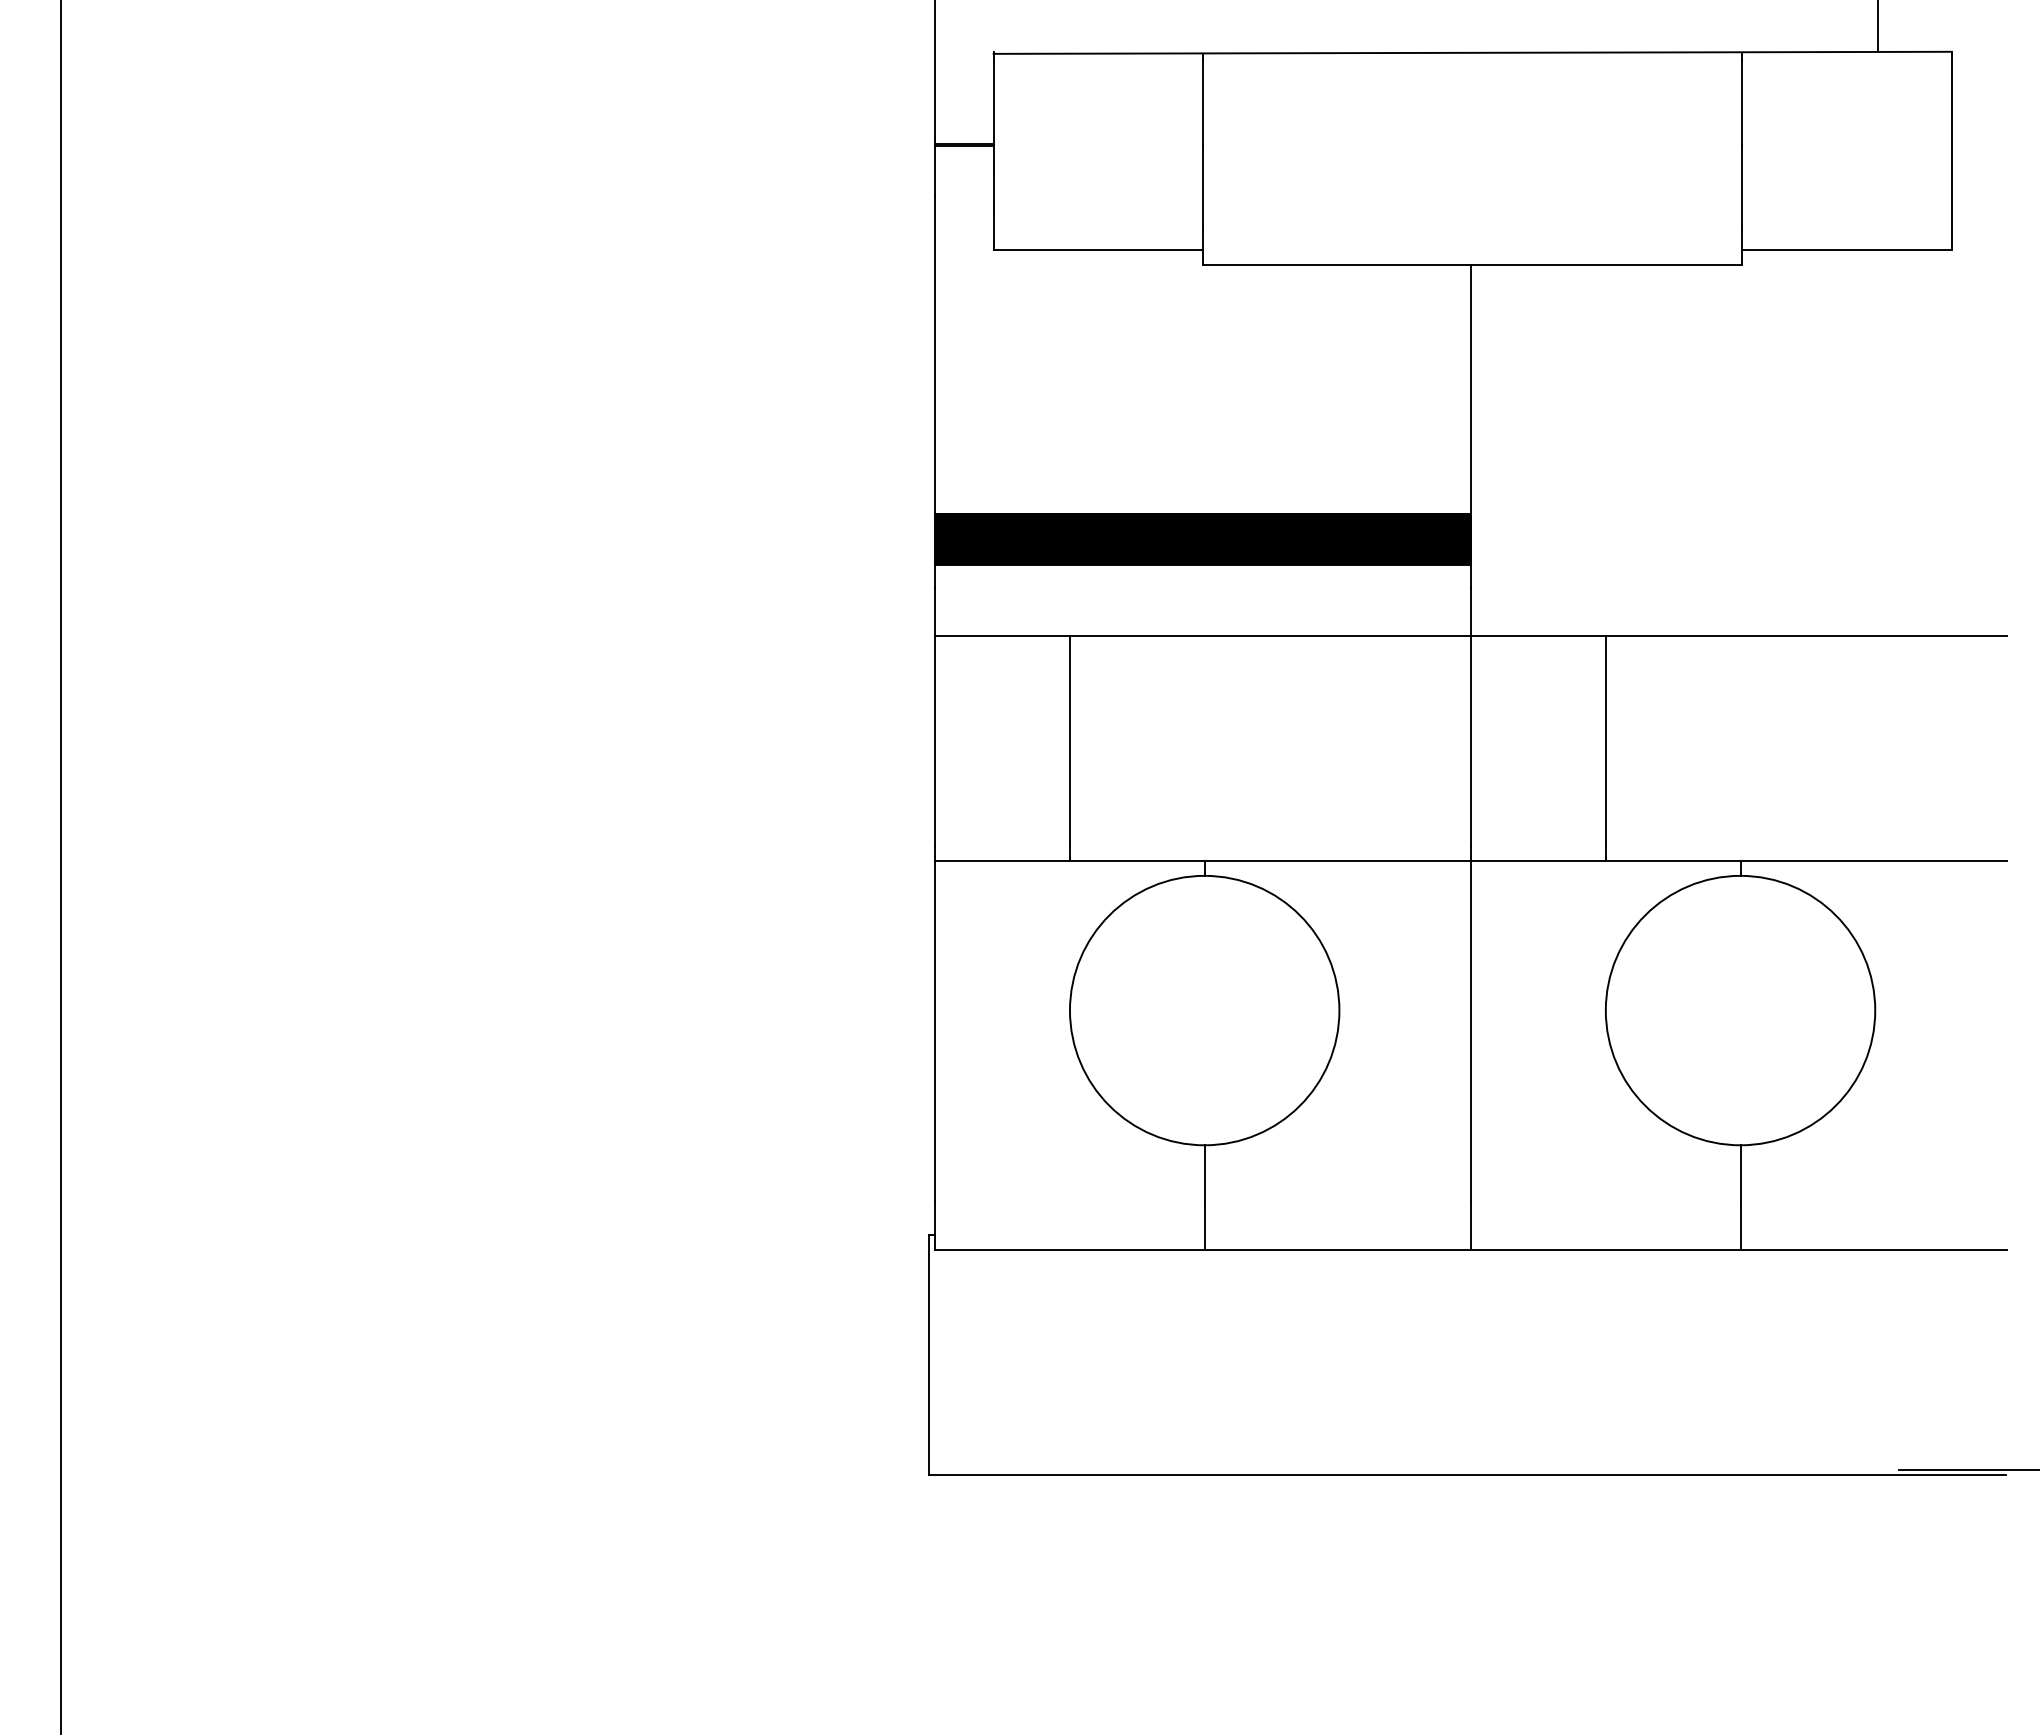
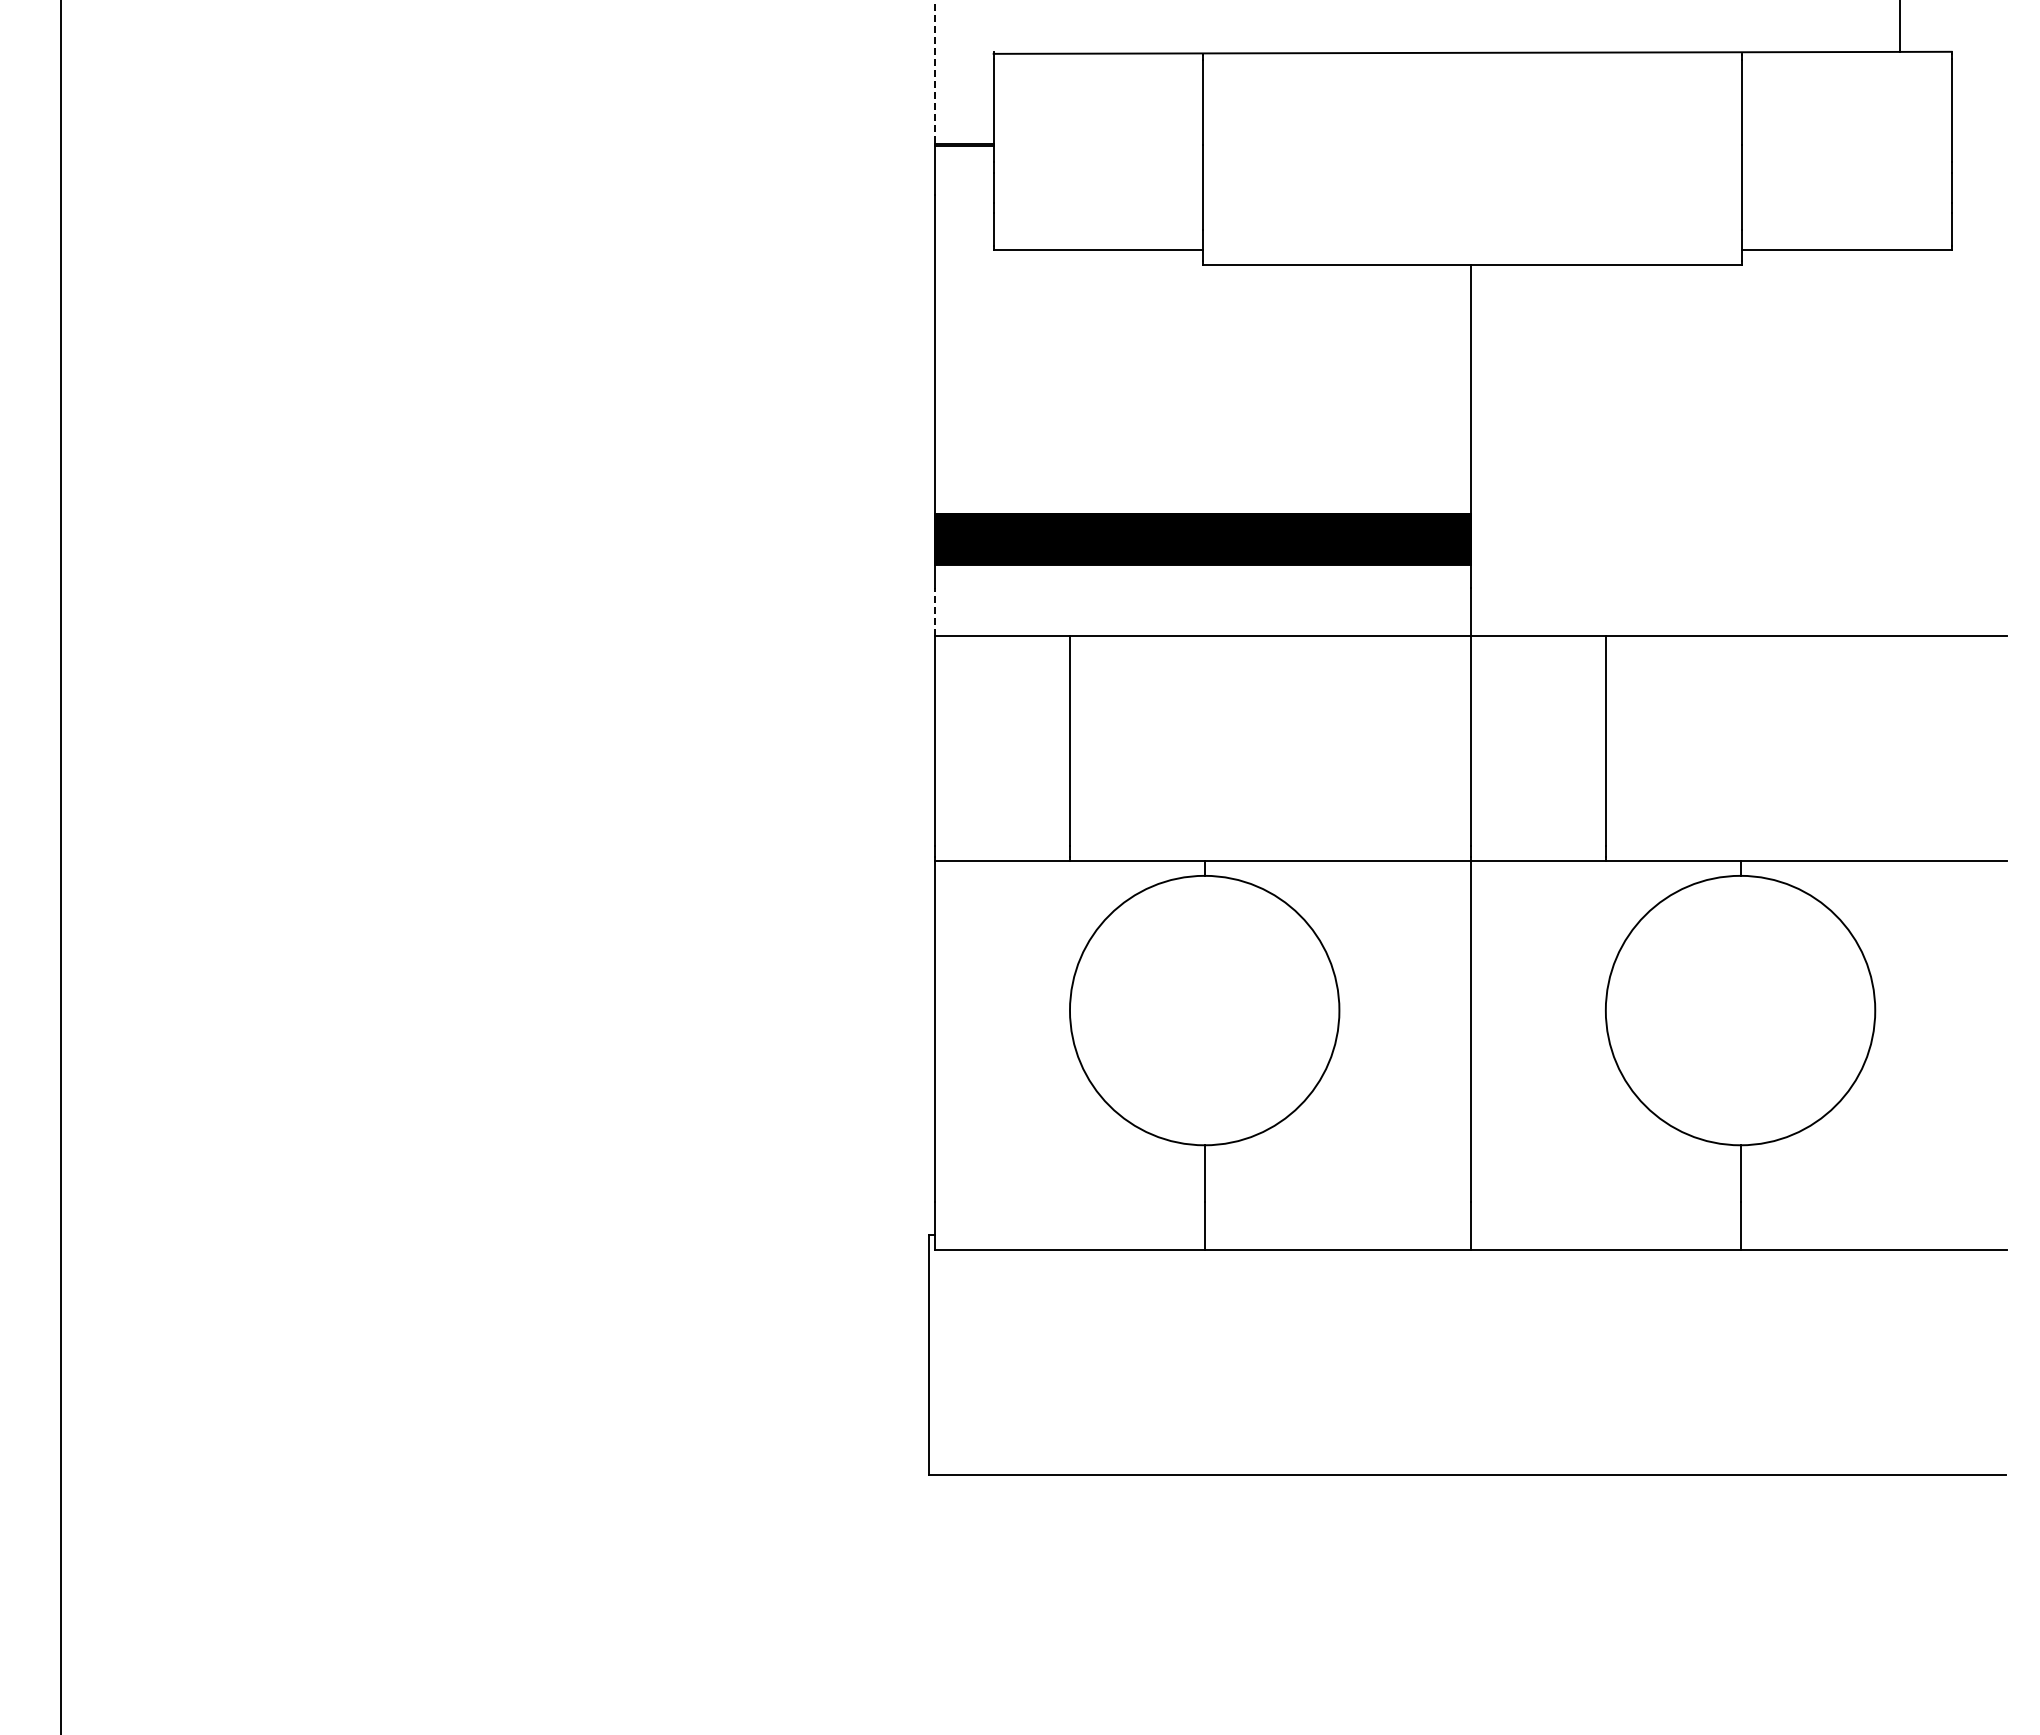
line position: (1878, 26) -> (1900, 26) (1900, 26)
line: solid -> dashed (935, 72)
line: solid -> dashed (935, 612)
line: present -> none (1967, 1470)
